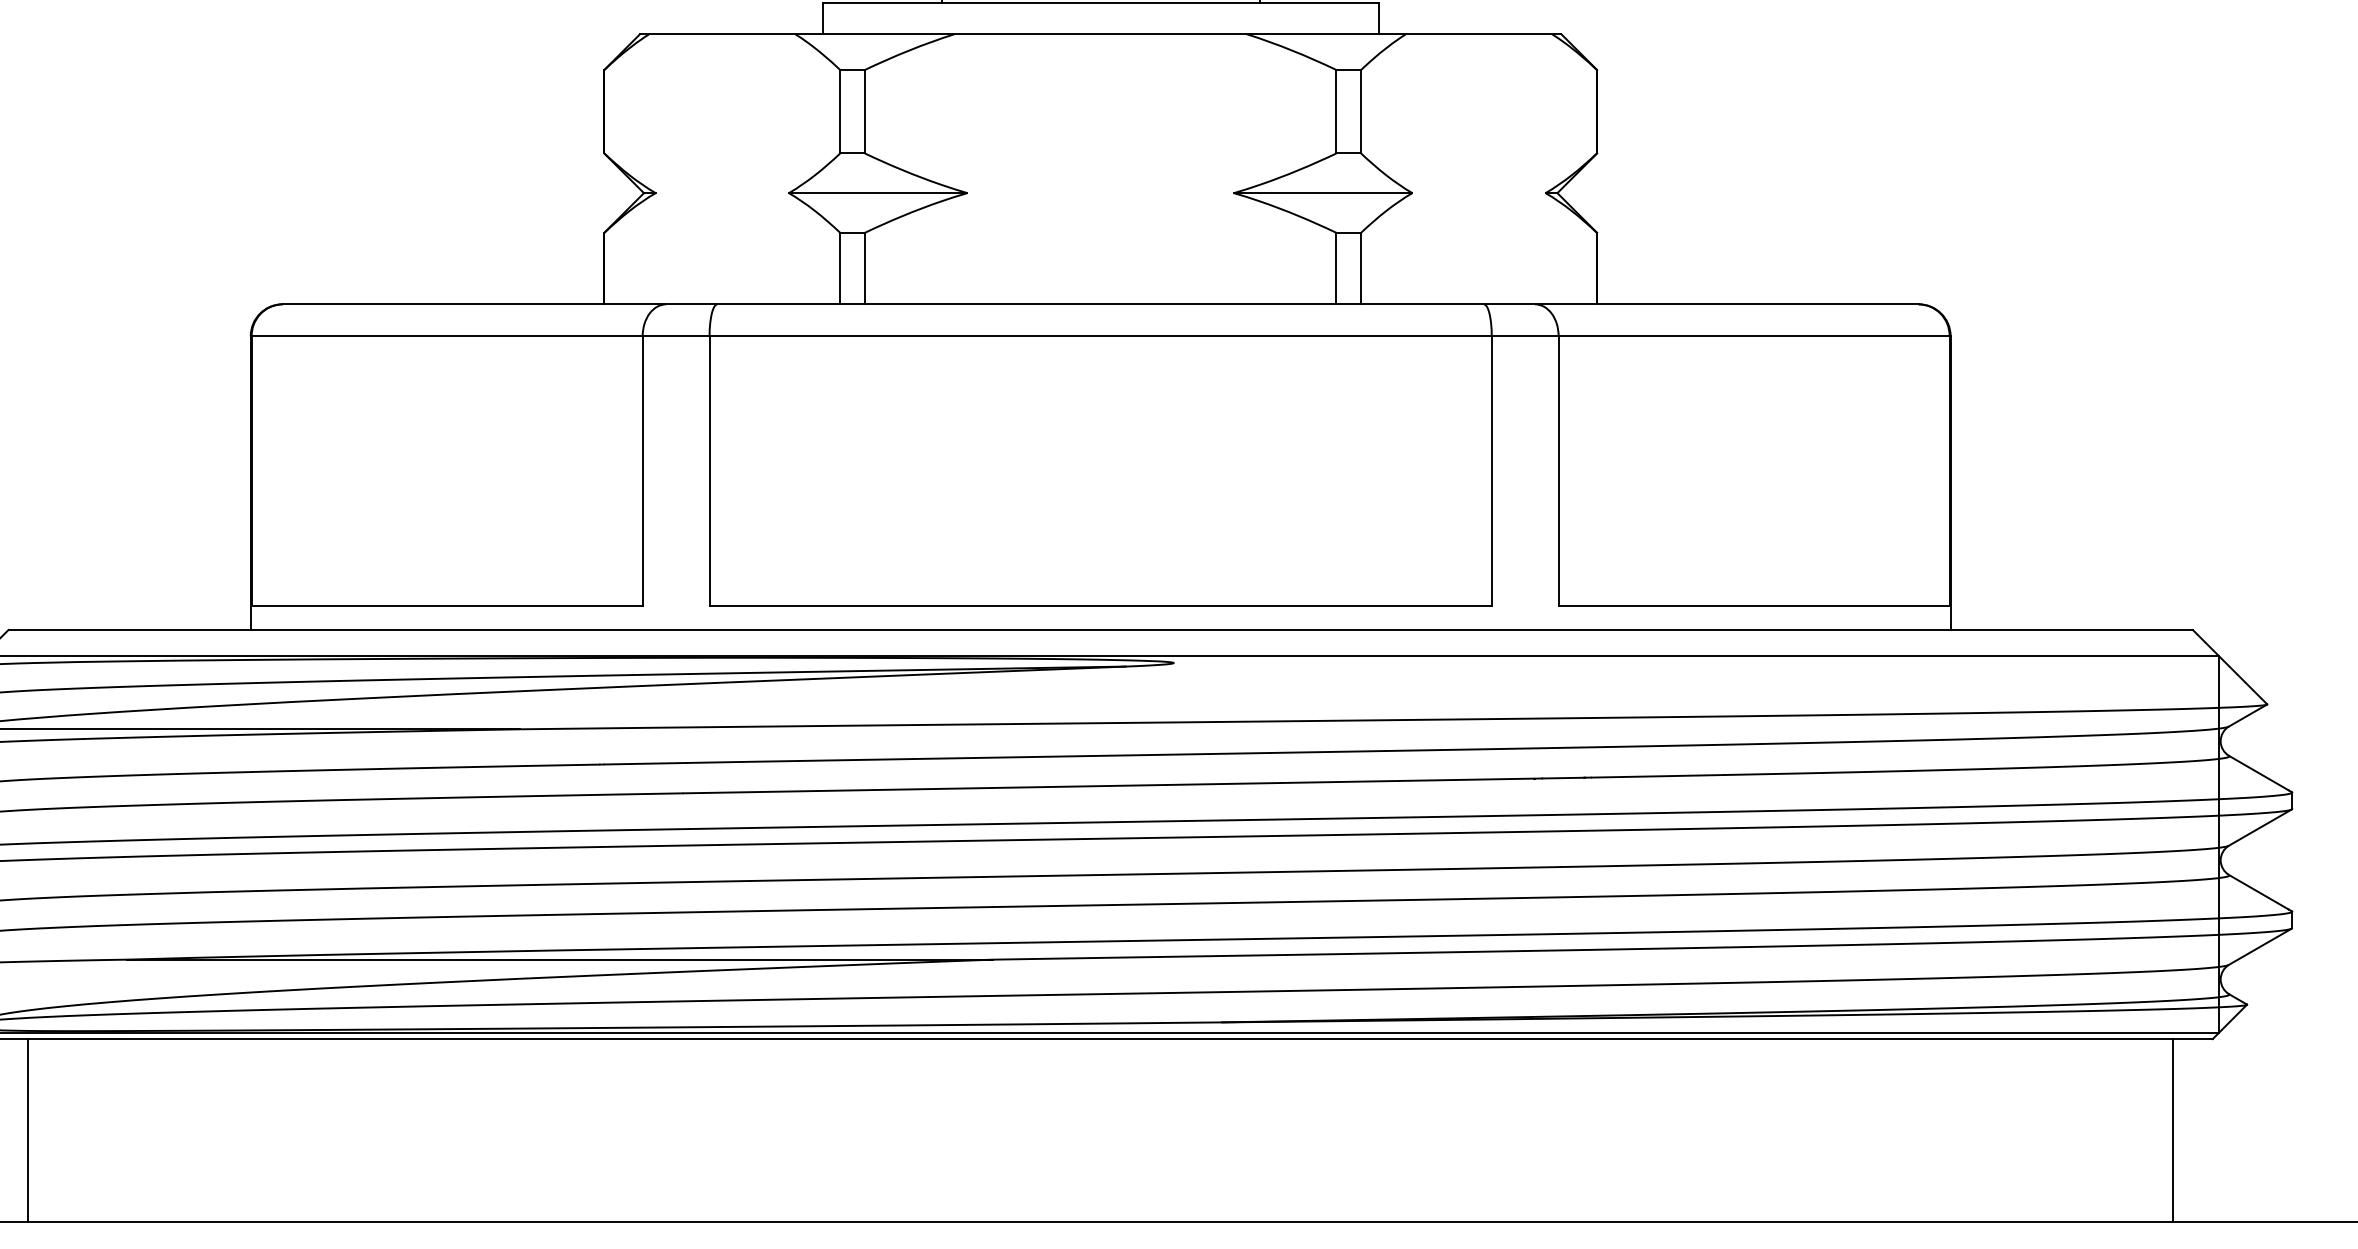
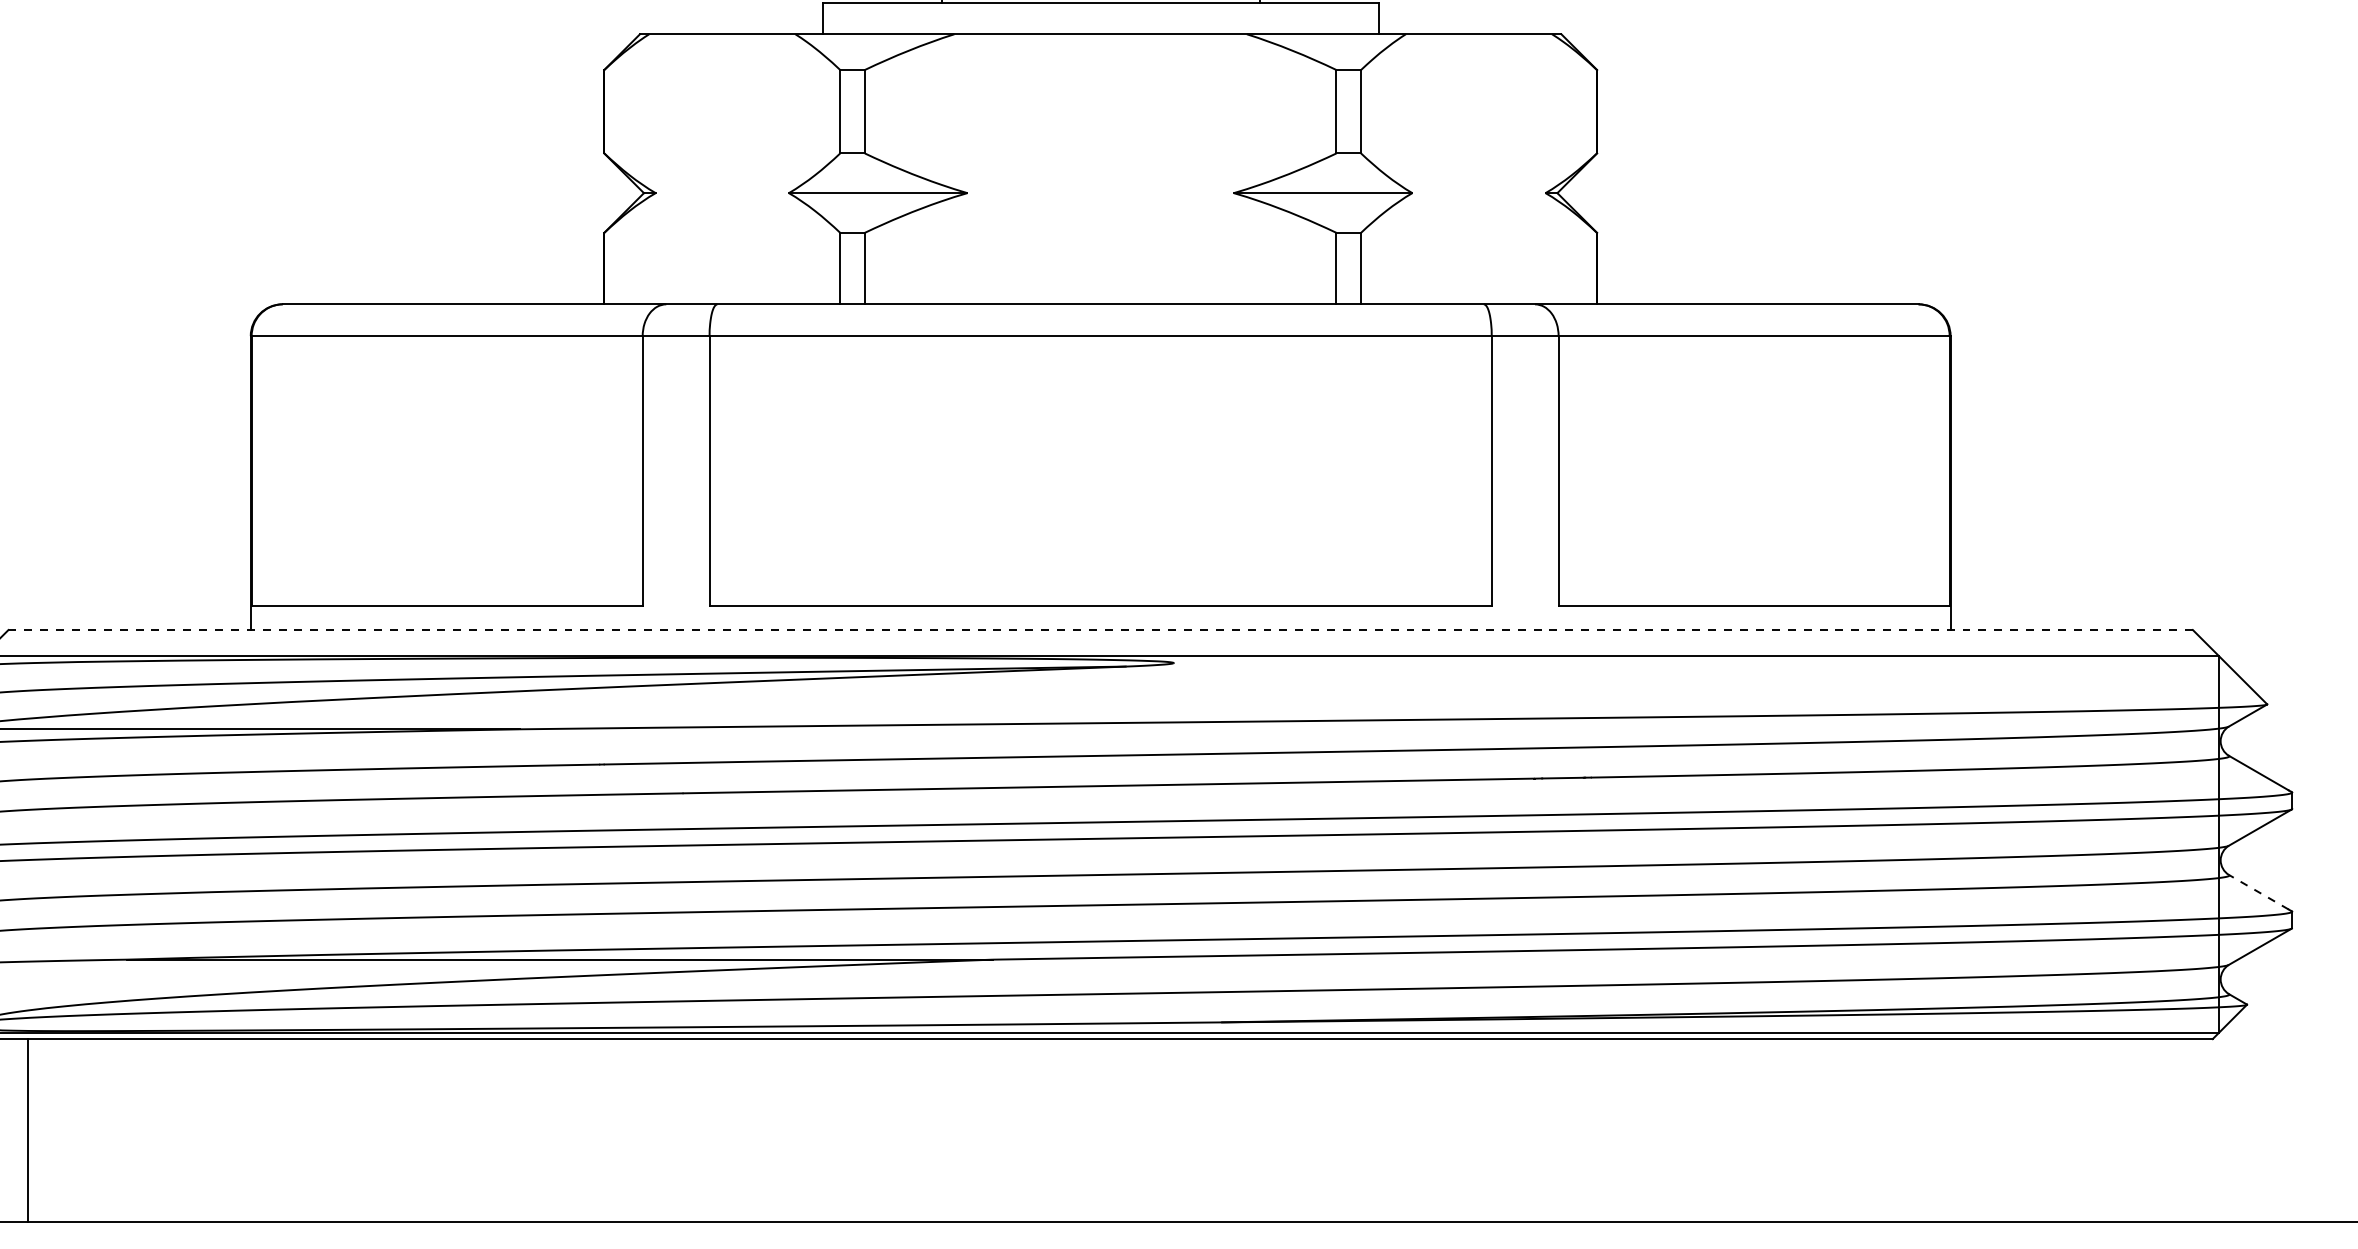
line: solid -> dashed (1100, 630)
line: solid -> dashed (2258, 892)
line: present -> none (2173, 1130)
